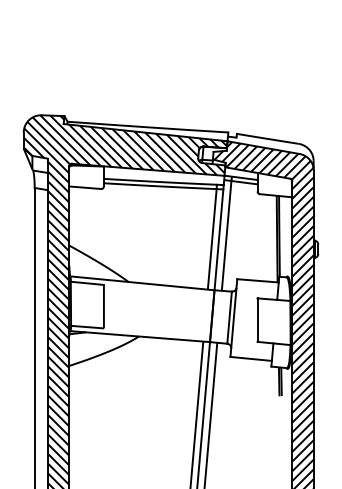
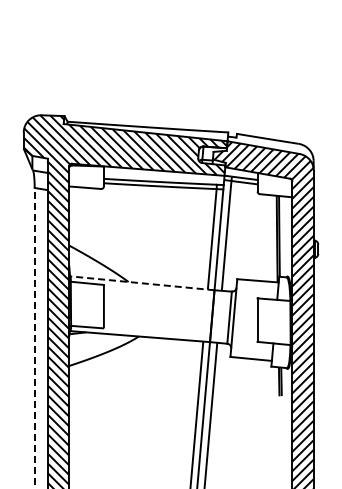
line: solid -> dashed (141, 283)
line: solid -> dashed (34, 337)
